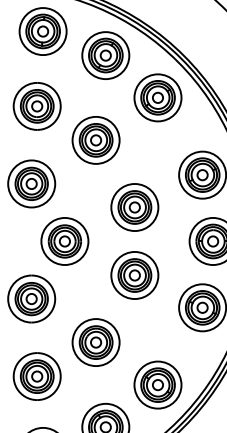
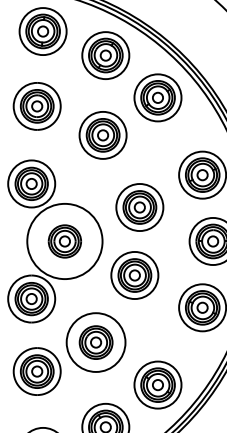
part position: (95, 140) -> (102, 135) (102, 135)
part position: (134, 207) -> (139, 207) (139, 207)
circle diameter: 47 px -> 75 px (64, 241)
circle diameter: 47 px -> 59 px (95, 342)
part position: (36, 376) -> (36, 371) (36, 371)
